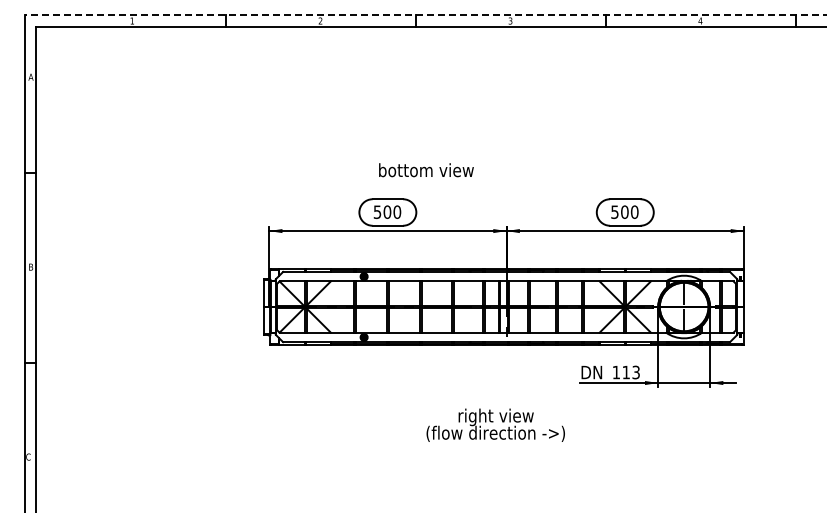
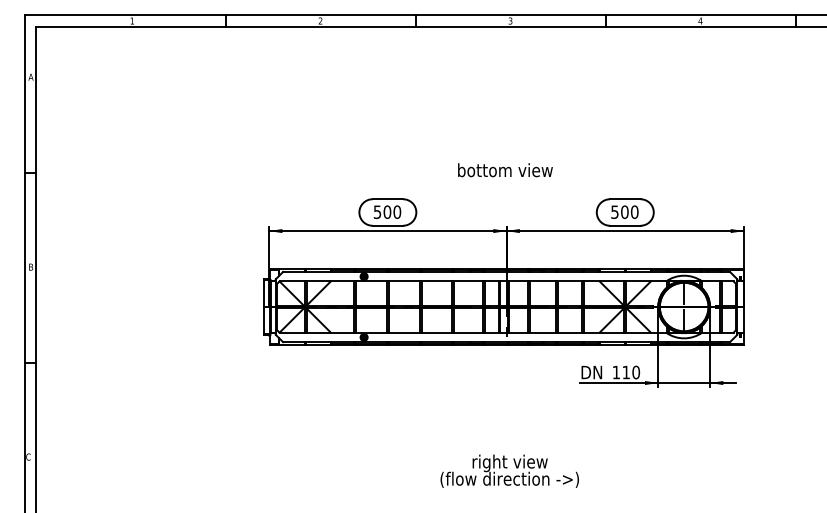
line: dashed -> solid (425, 15)
text position: (426, 170) -> (505, 170) (505, 170)
text: 113 -> 110 (636, 372)
text position: (495, 424) -> (509, 470) (509, 470)
